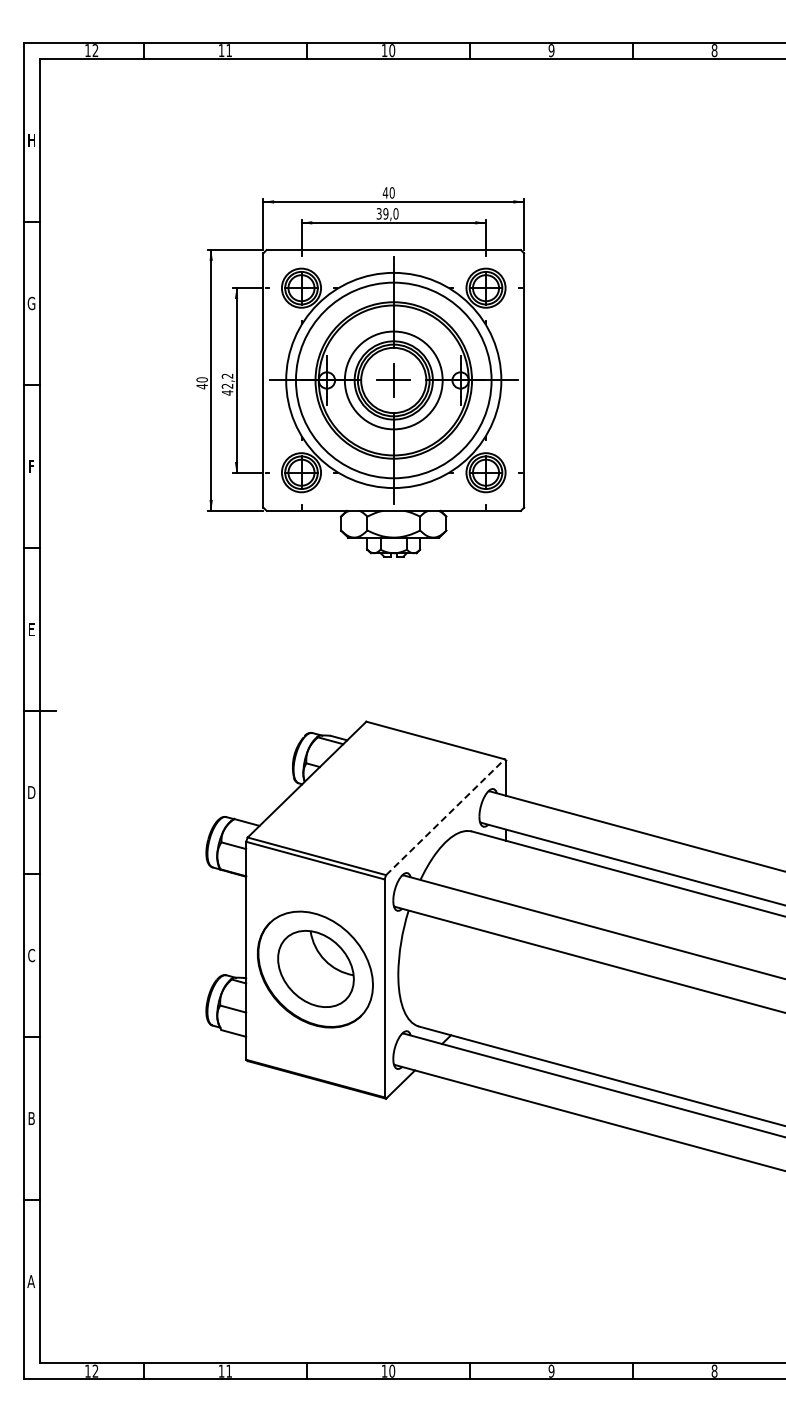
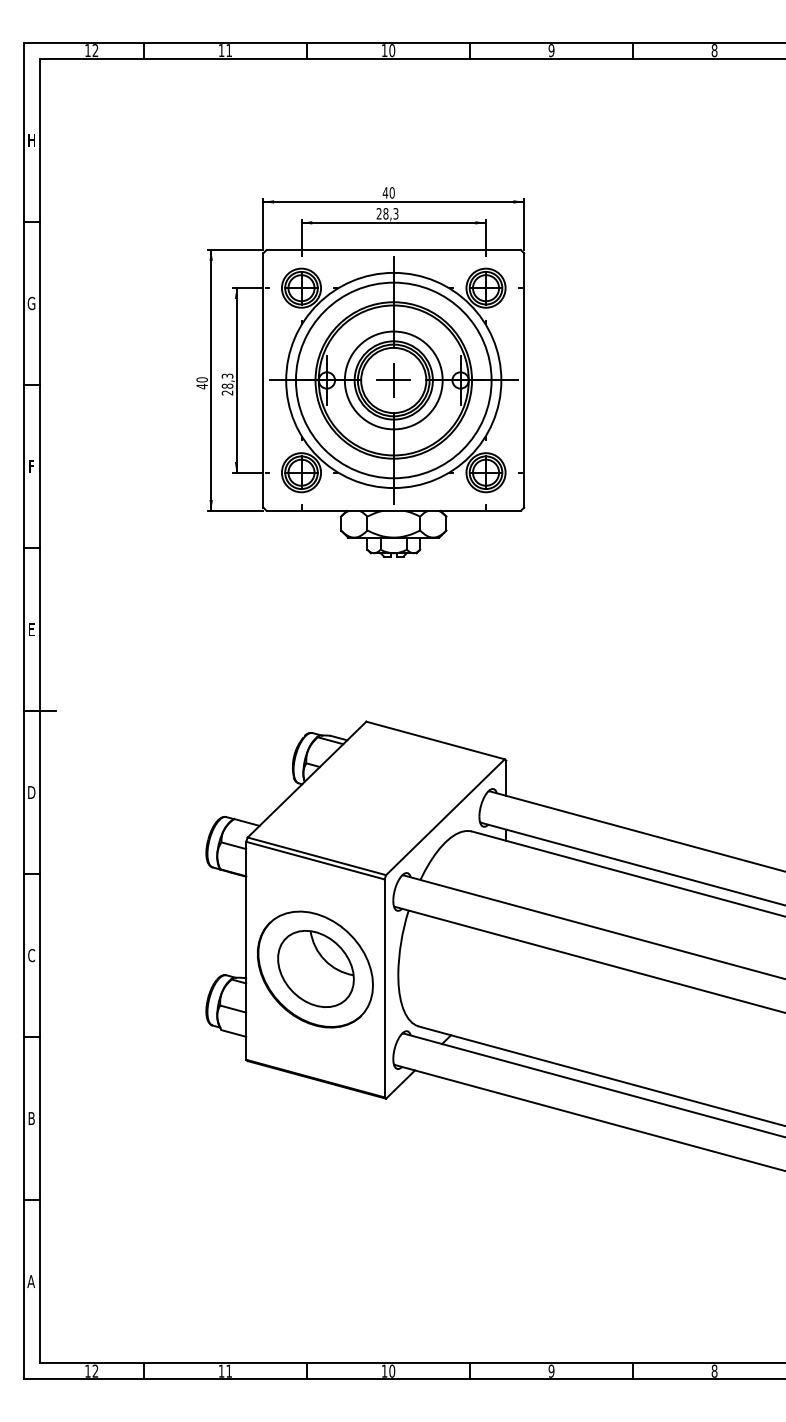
text: 39,0 -> 28,3 (387, 213)
text: 42,2 -> 28,3 (227, 384)
line: dashed -> solid (445, 817)
